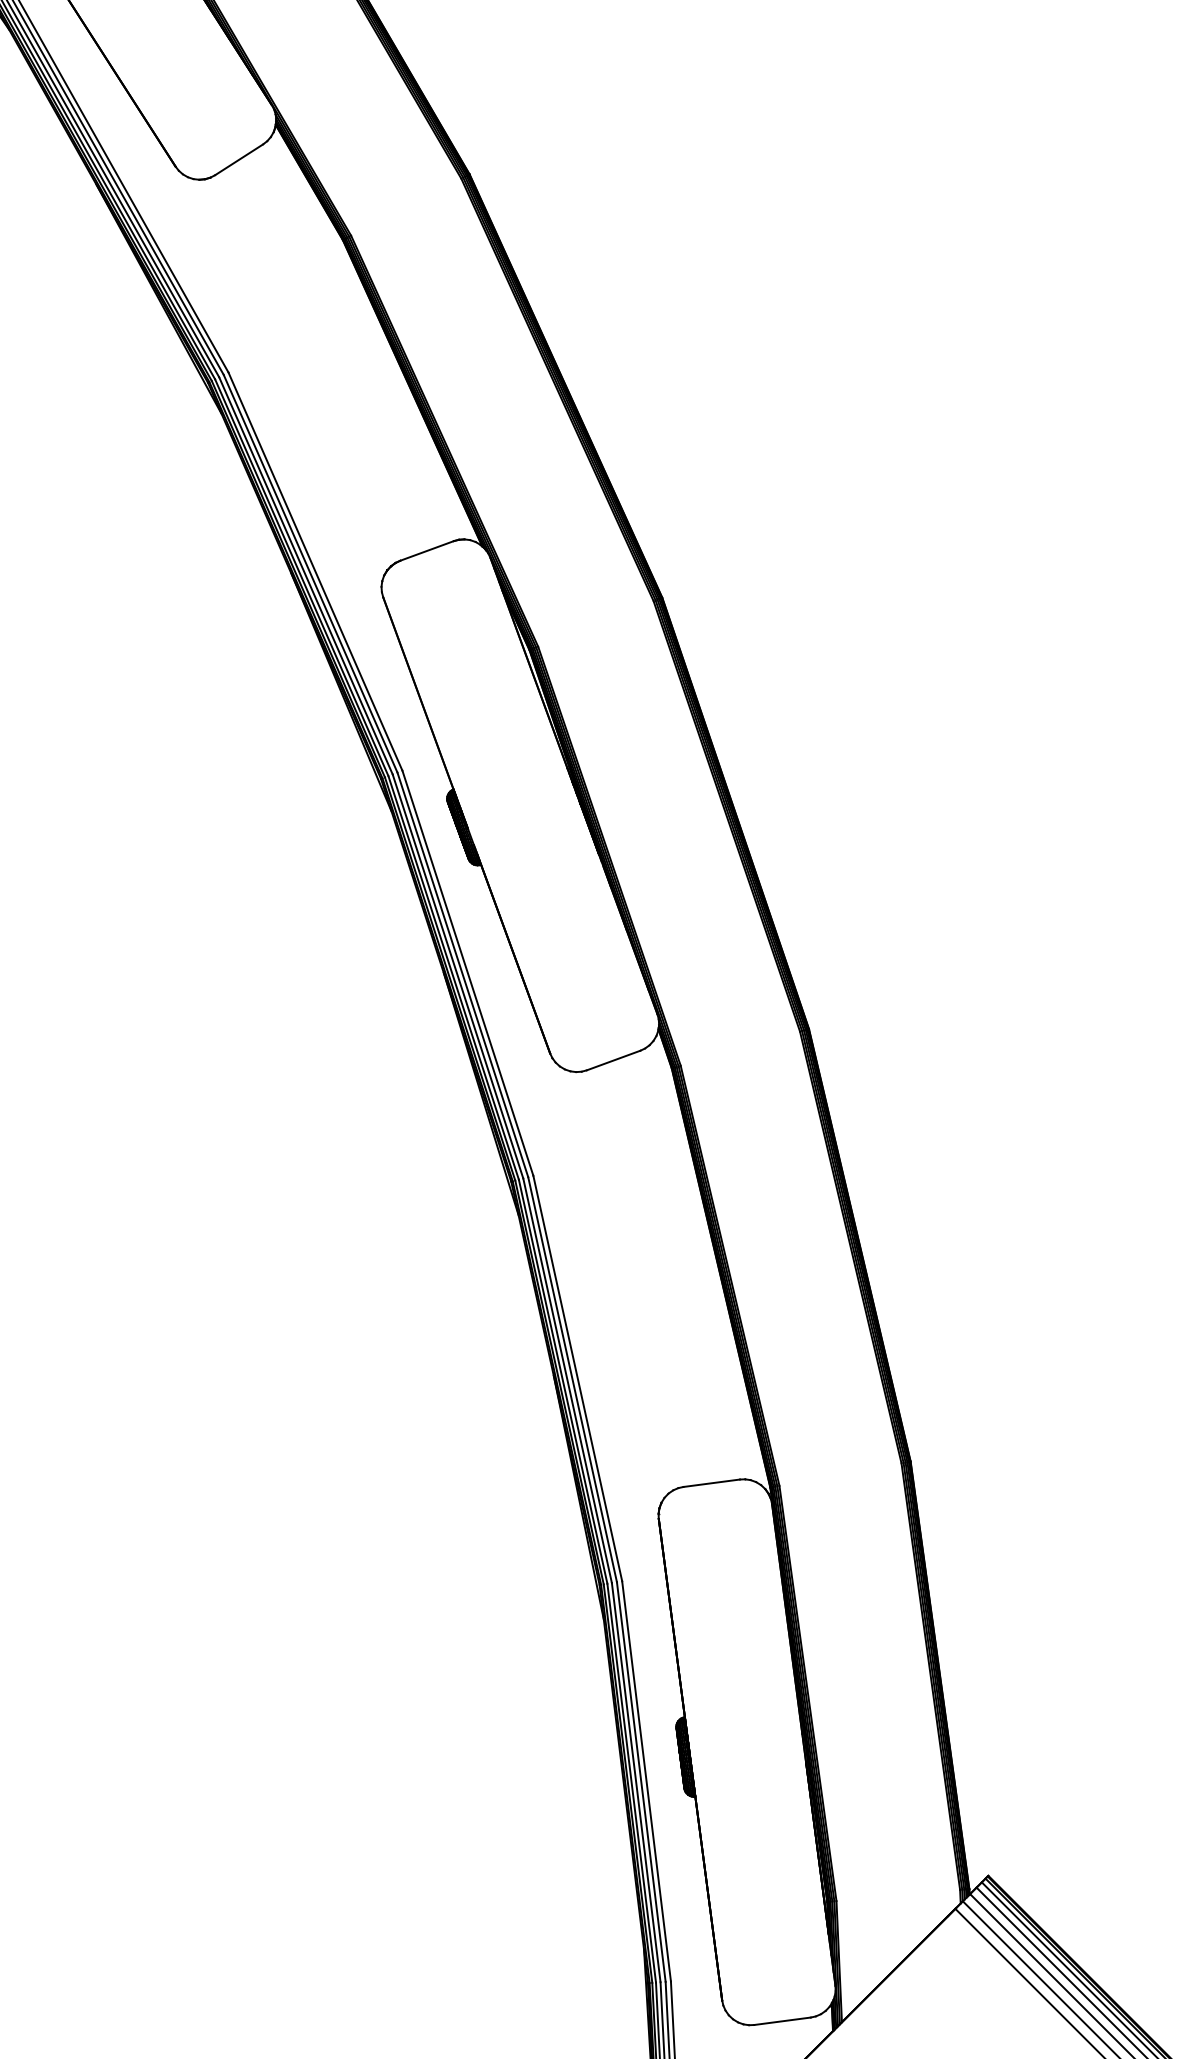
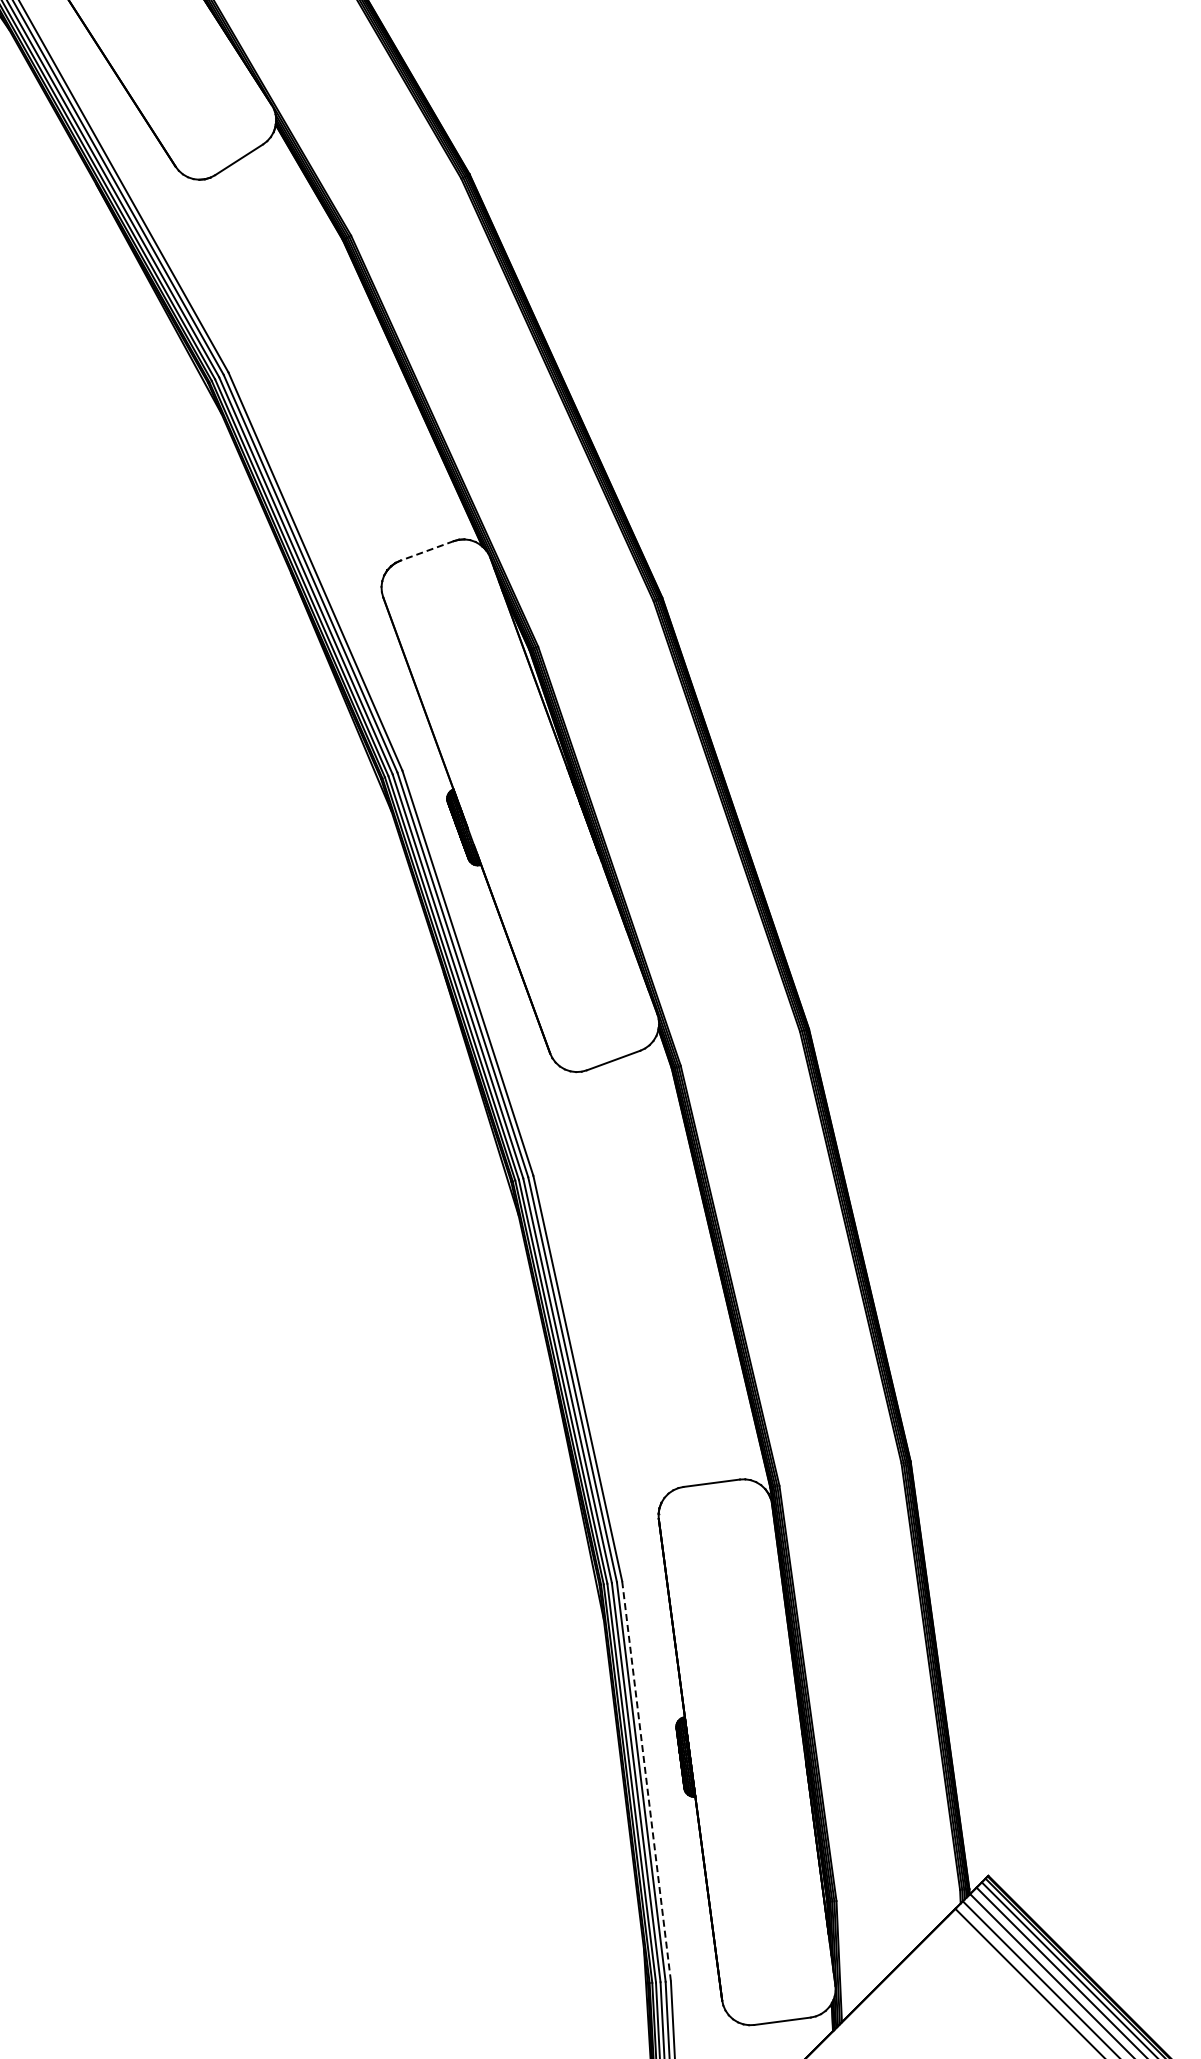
line: solid -> dashed (427, 550)
line: solid -> dashed (646, 1781)
